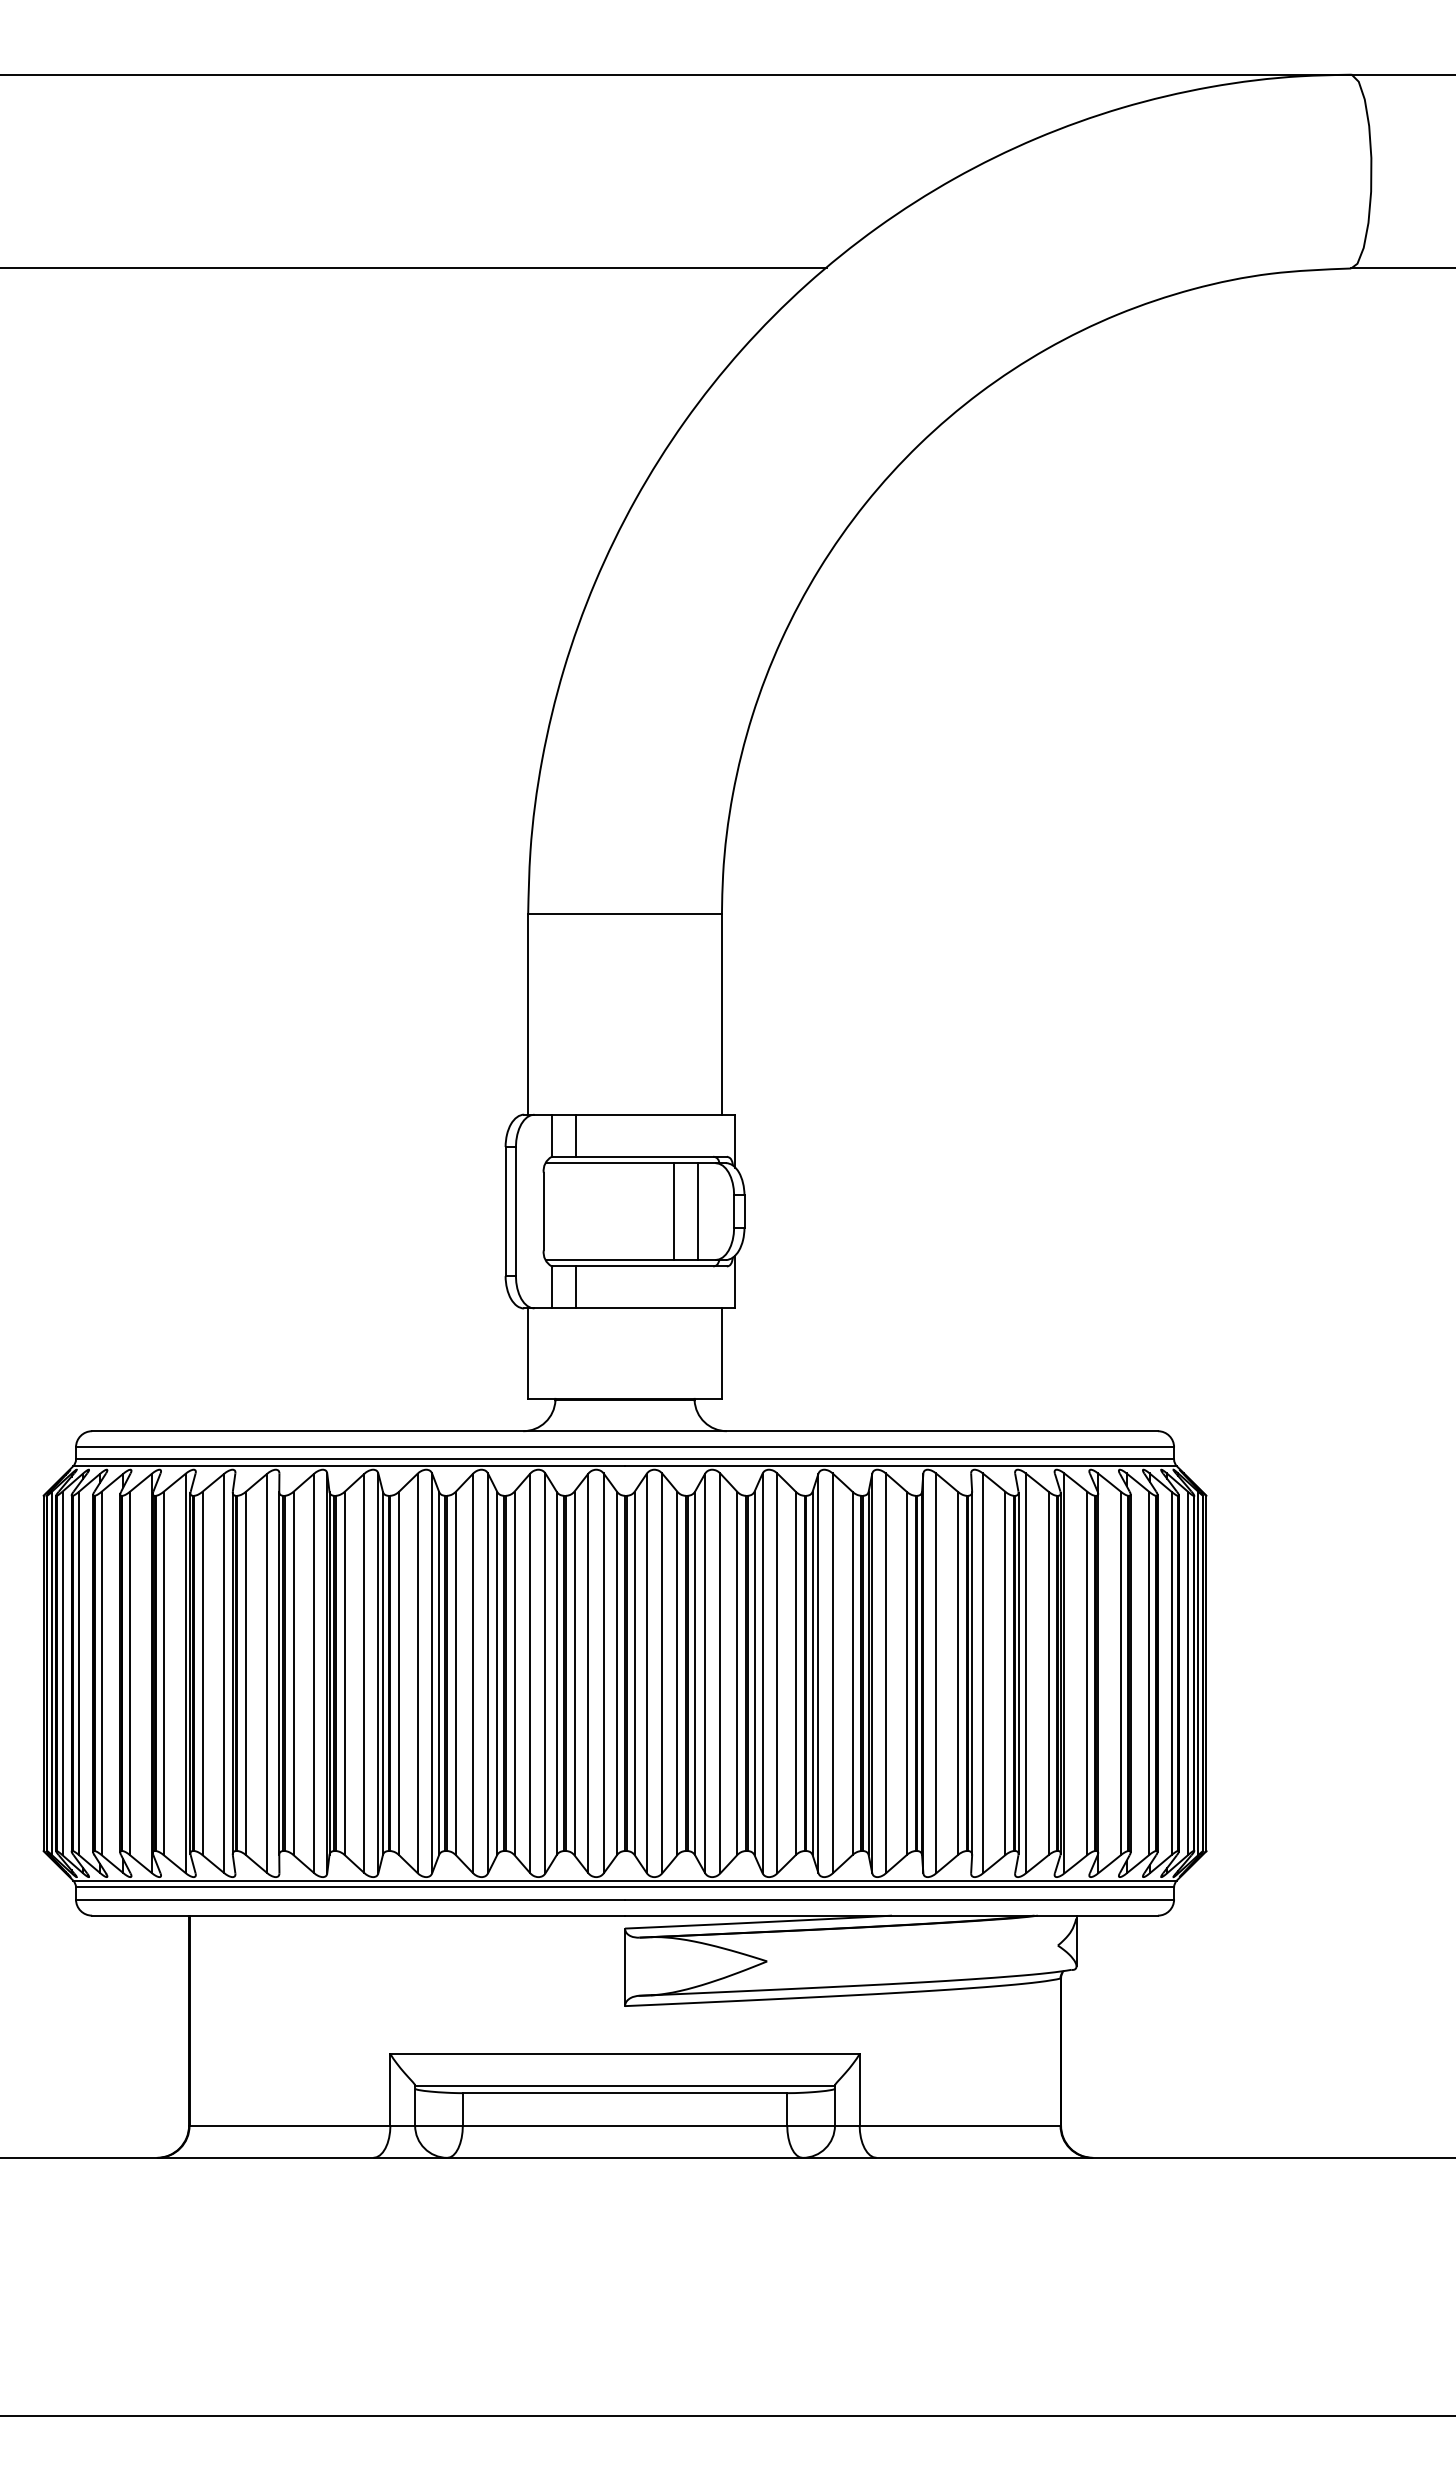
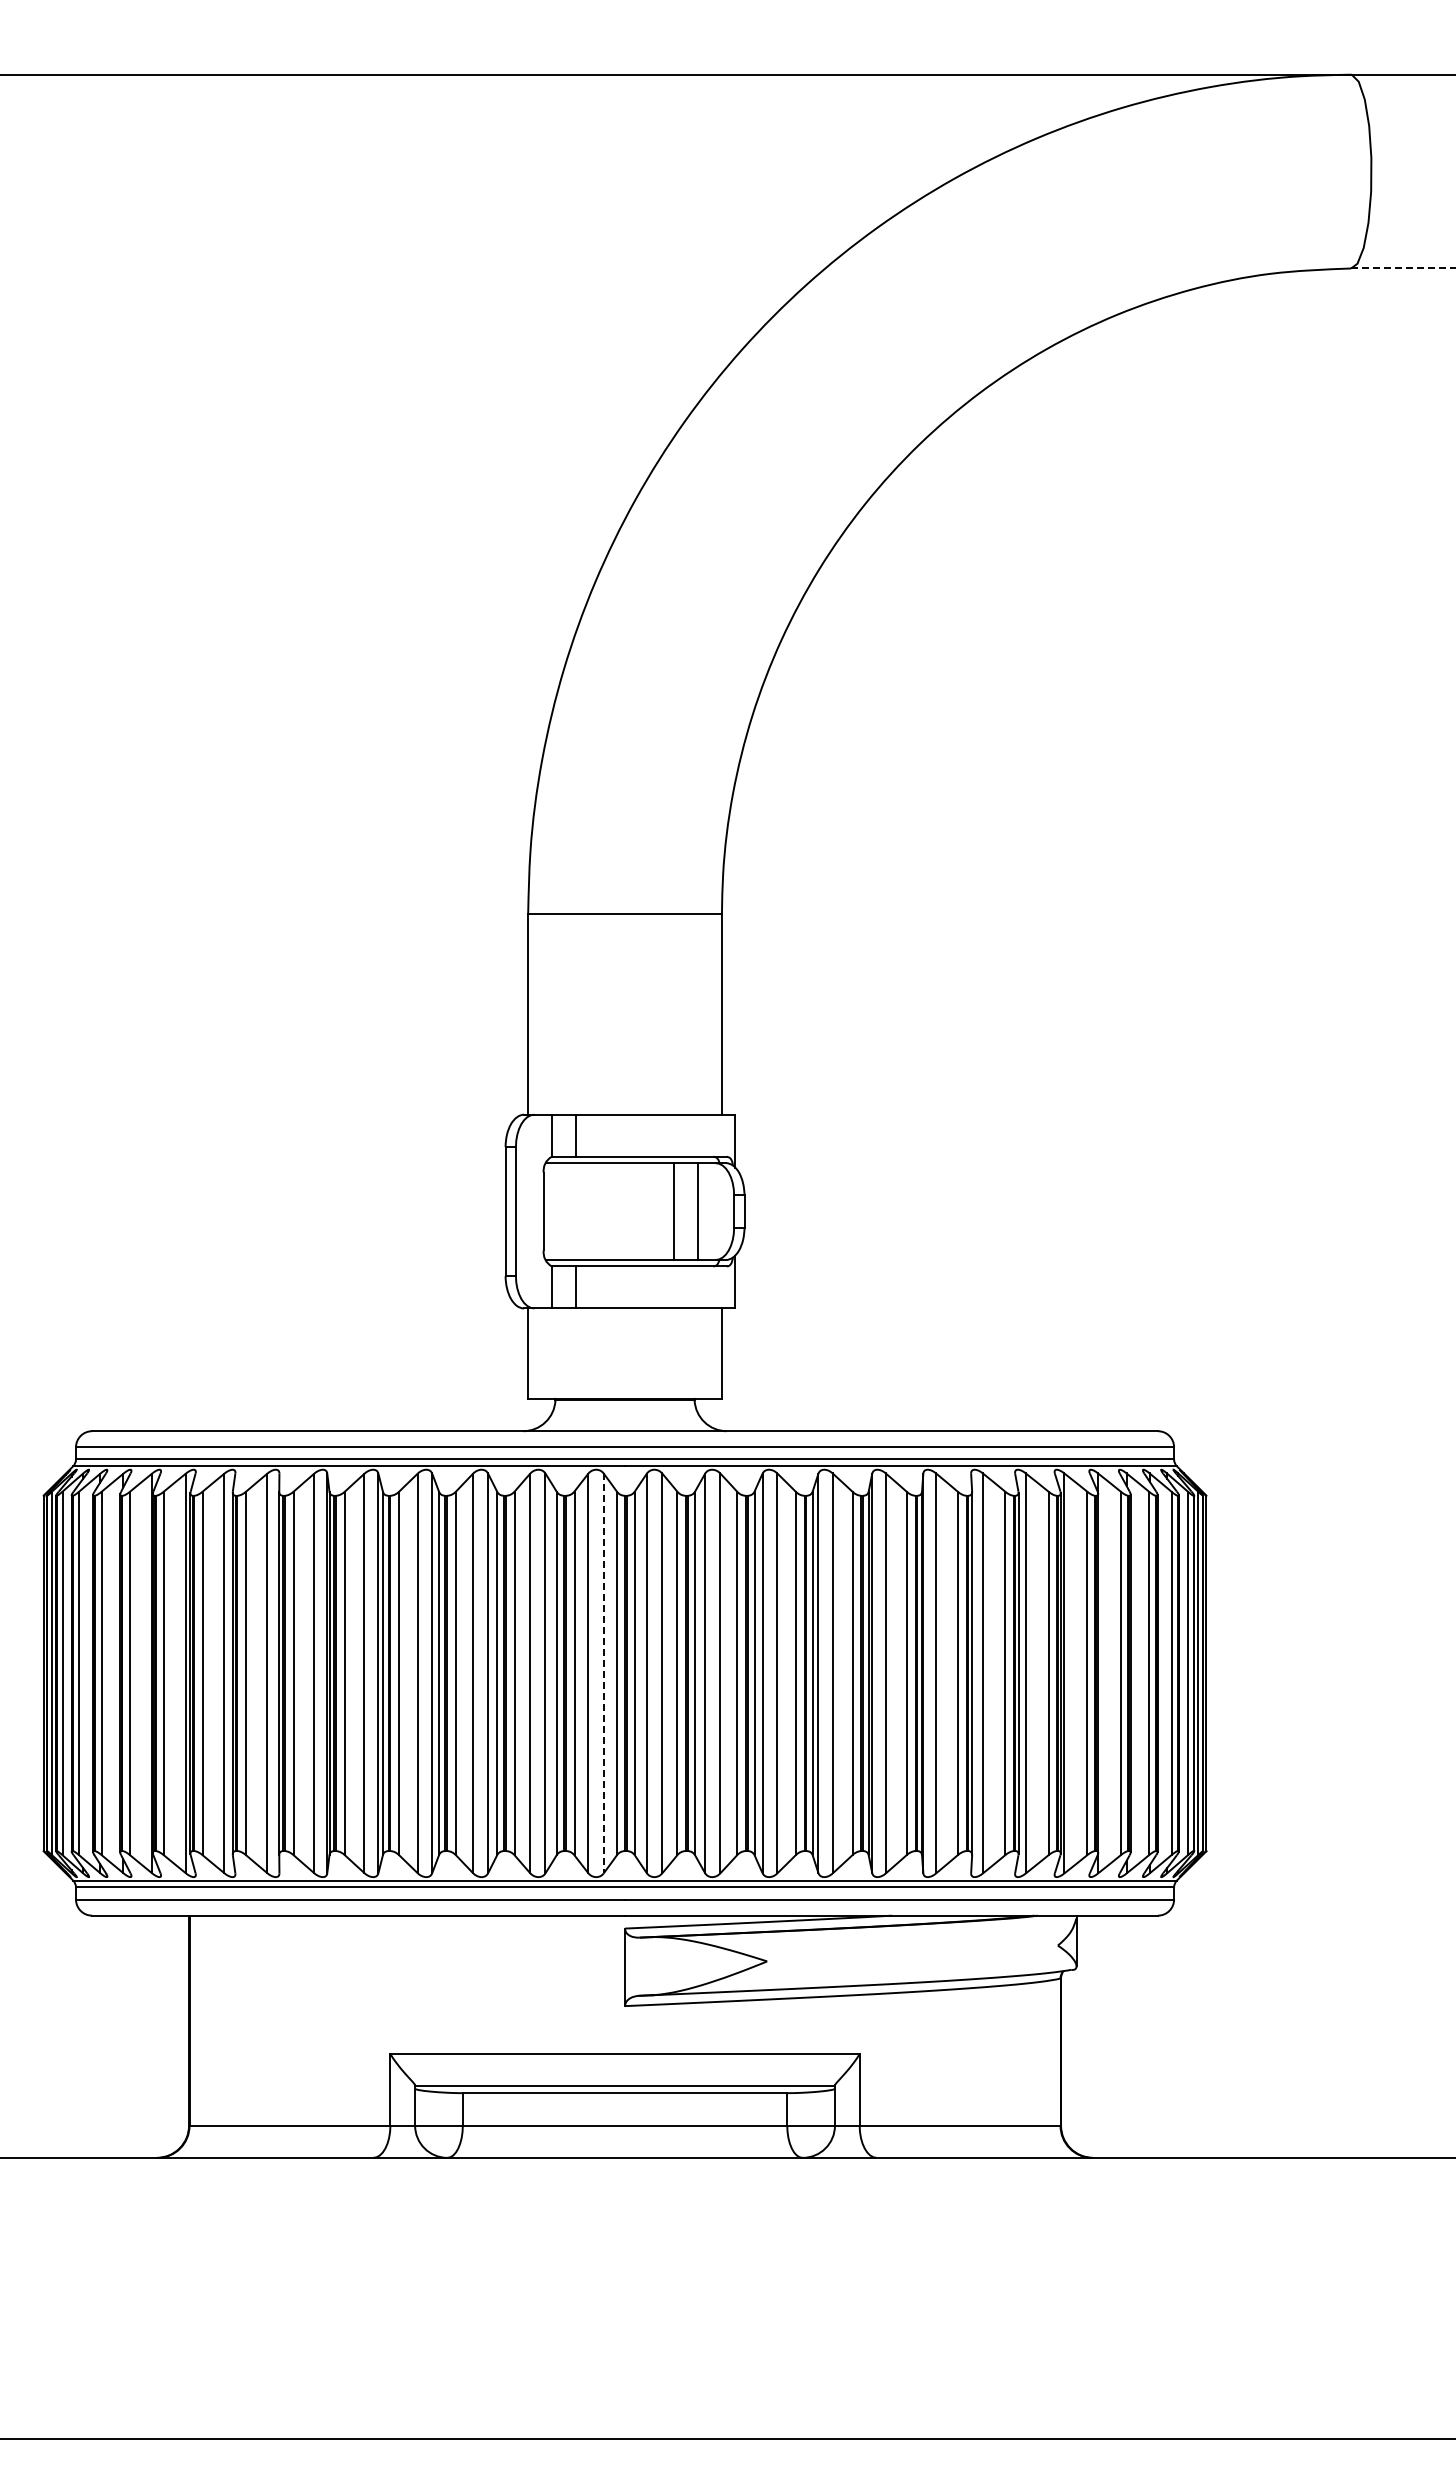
line: present -> none (414, 268)
line: solid -> dashed (1403, 268)
line: solid -> dashed (603, 1673)
line position: (727, 2416) -> (727, 2439) (727, 2439)
